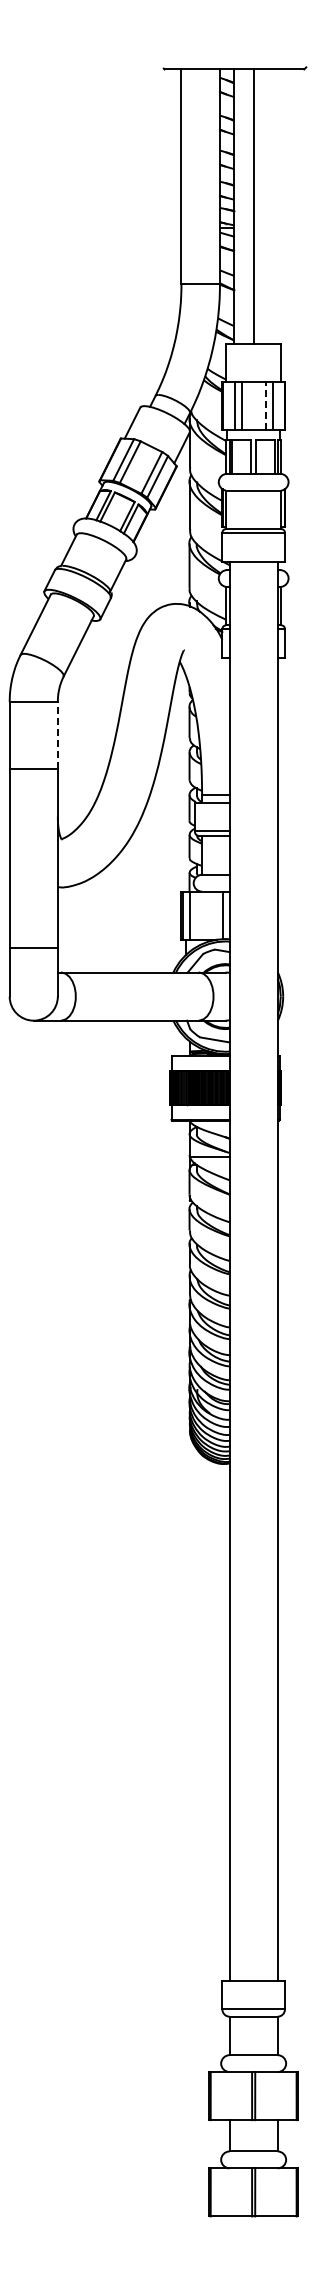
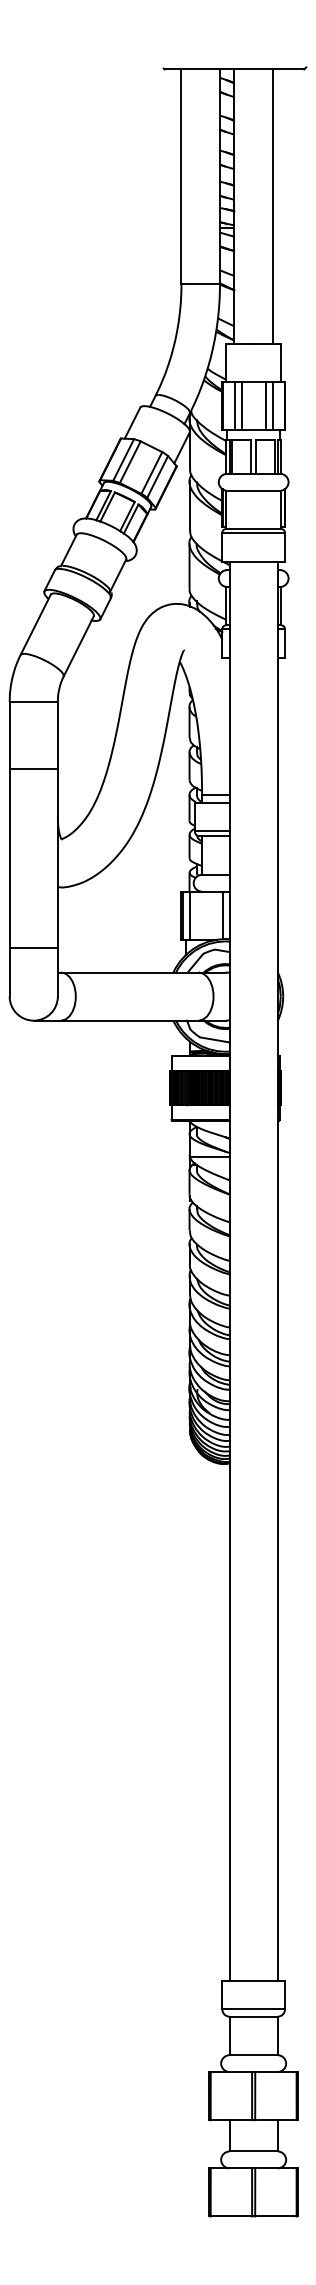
line position: (253, 206) -> (272, 206) (272, 206)
line: dashed -> solid (265, 405)
line: dashed -> solid (57, 734)
